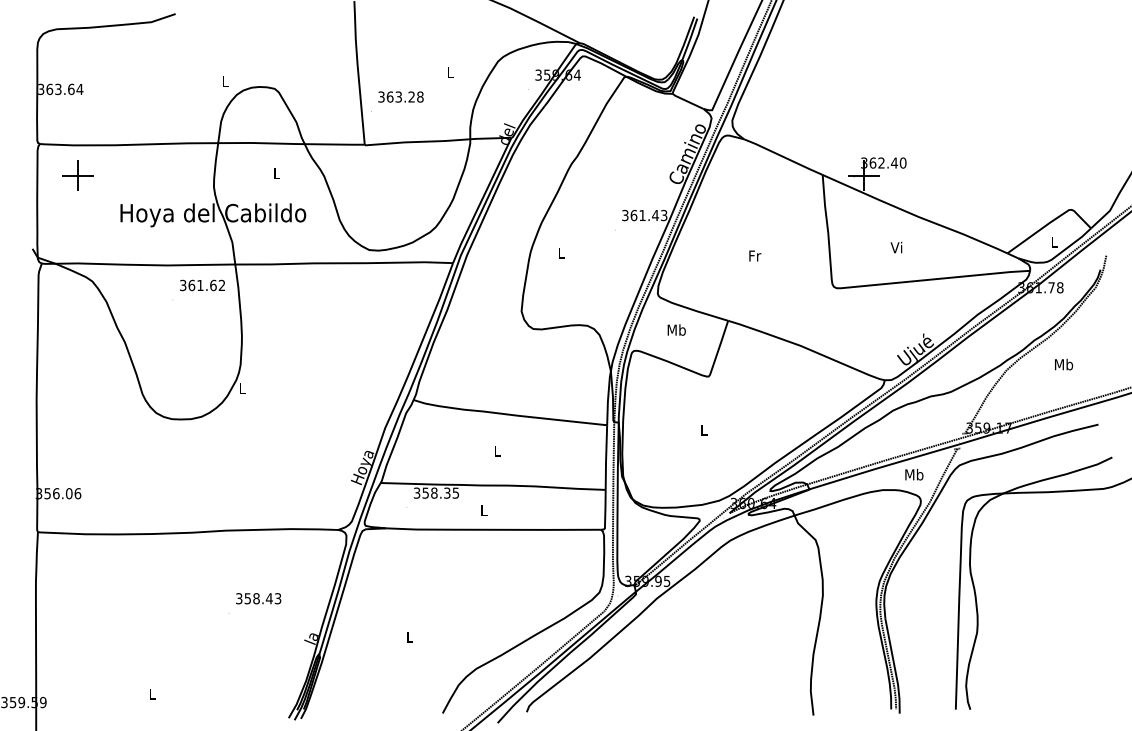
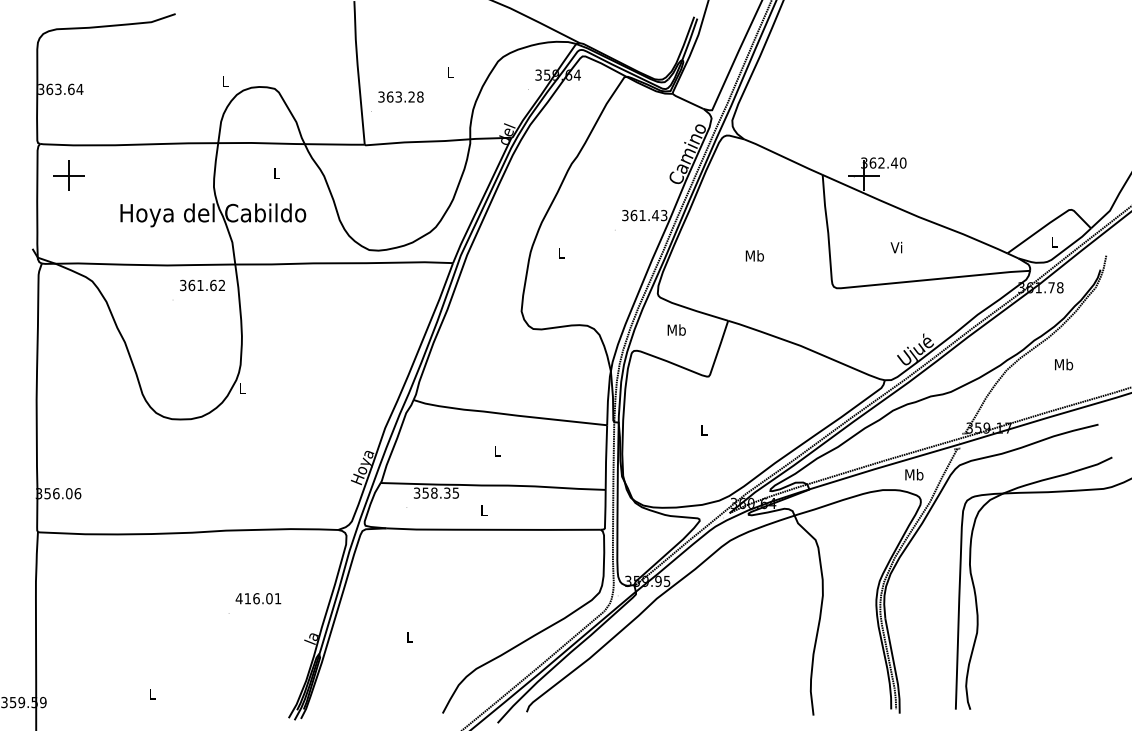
part position: (77, 175) -> (68, 175) (68, 175)
text: Fr -> Mb (754, 255)
text: 358.43 -> 416.01 (258, 598)
